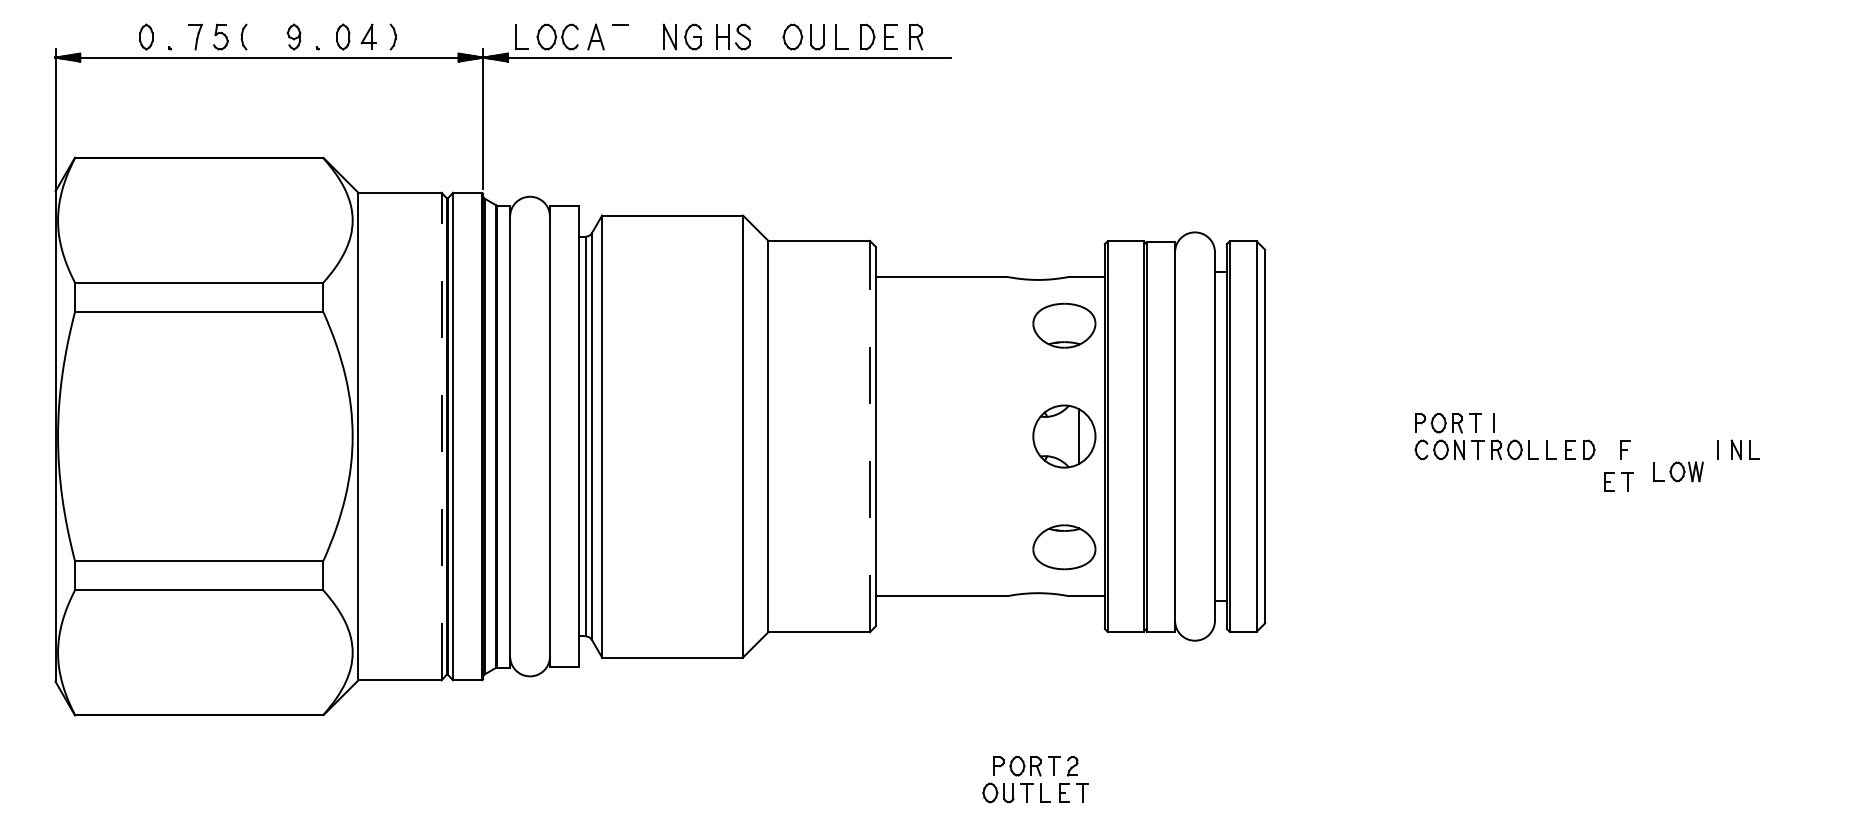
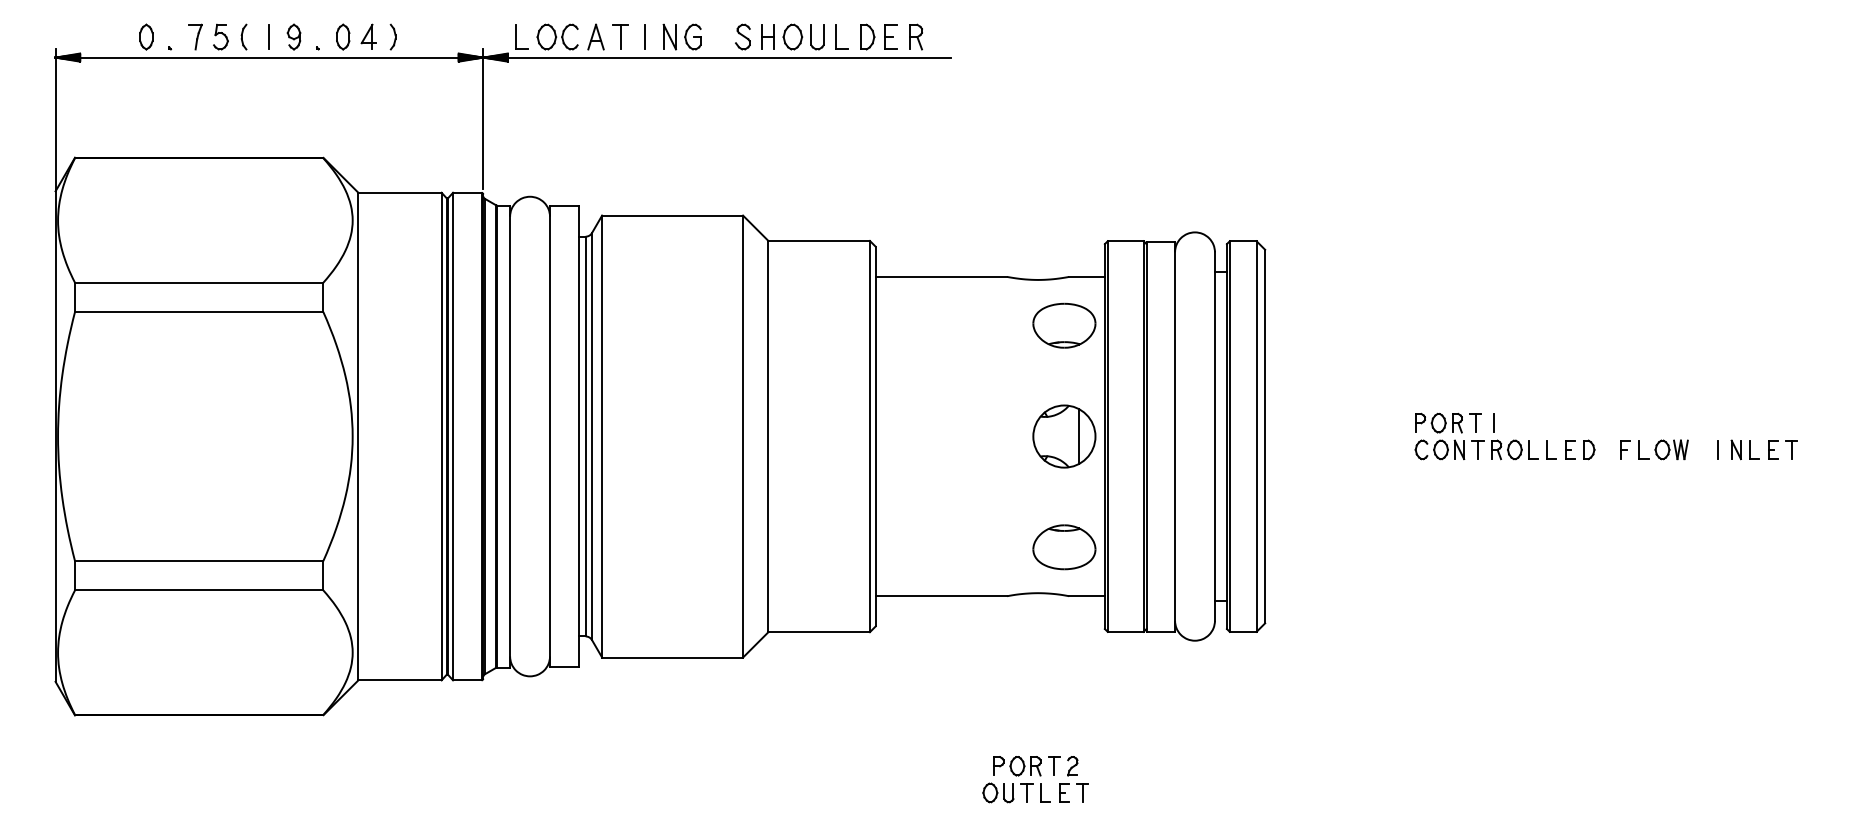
line: none -> present (269, 36)
line: none -> present (620, 36)
line: none -> present (645, 36)
part position: (722, 36) -> (767, 36) (767, 36)
line: dashed -> solid (441, 436)
line: dashed -> solid (869, 436)
part position: (1678, 471) -> (1663, 449) (1663, 449)
part position: (1610, 481) -> (1774, 449) (1774, 449)
